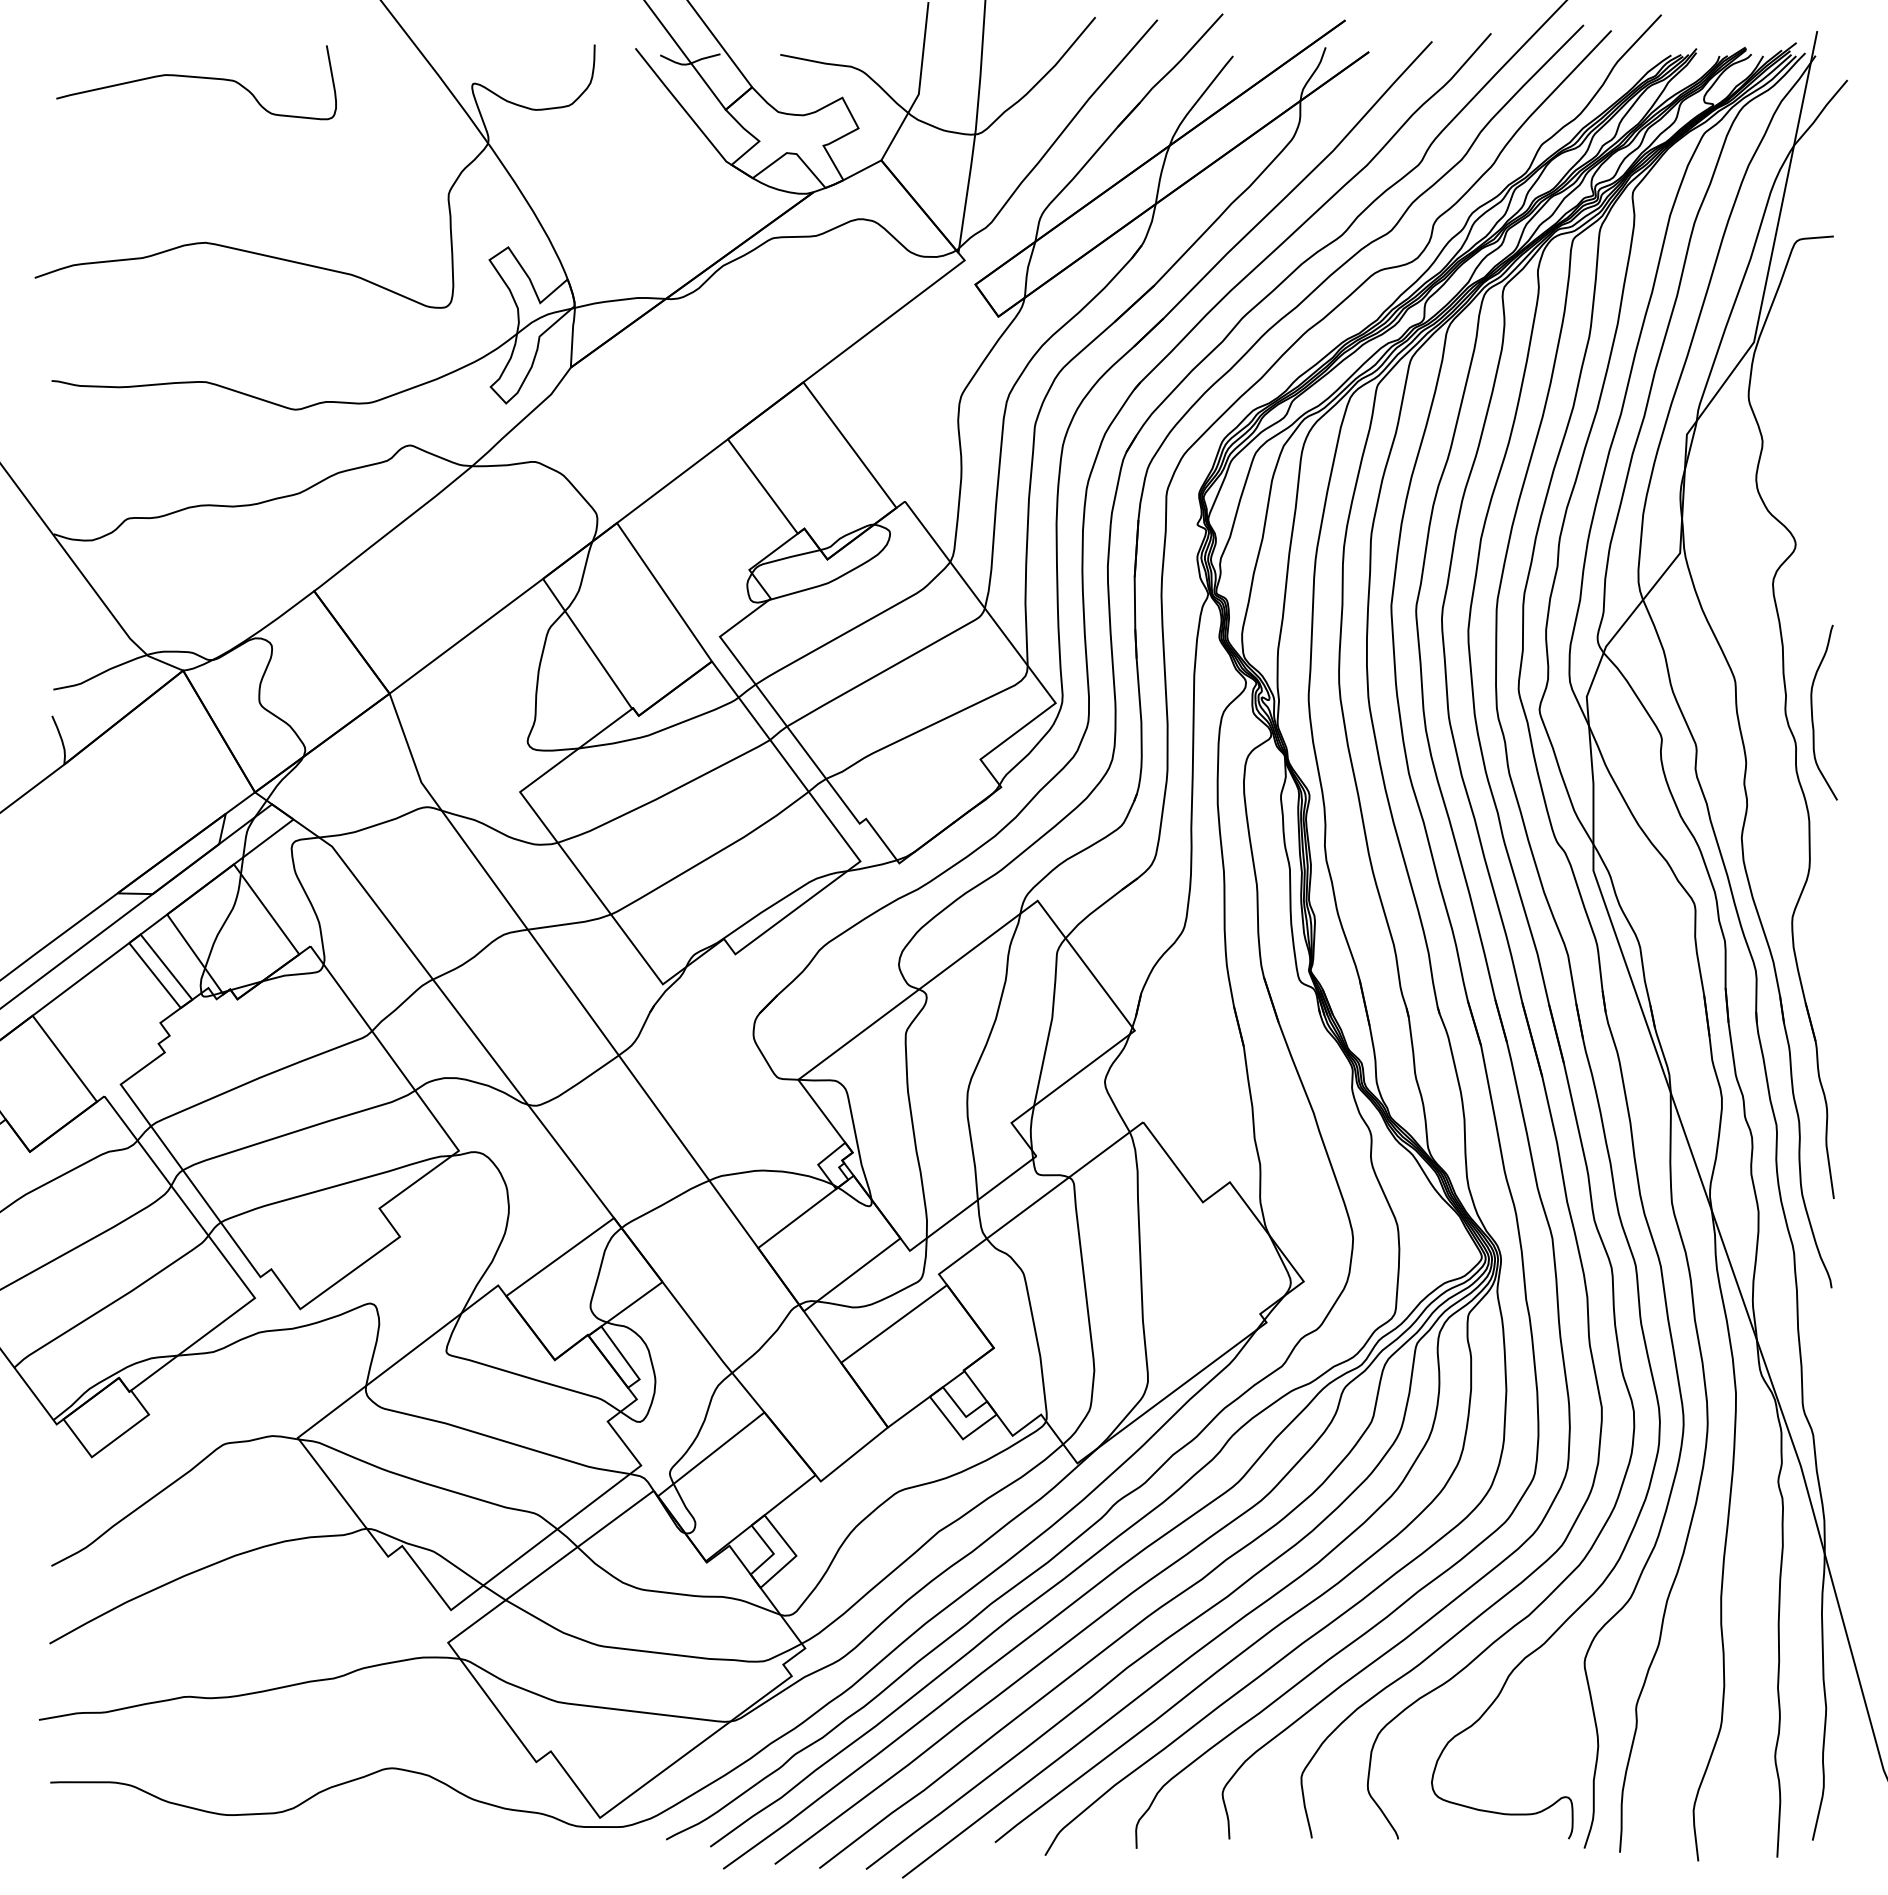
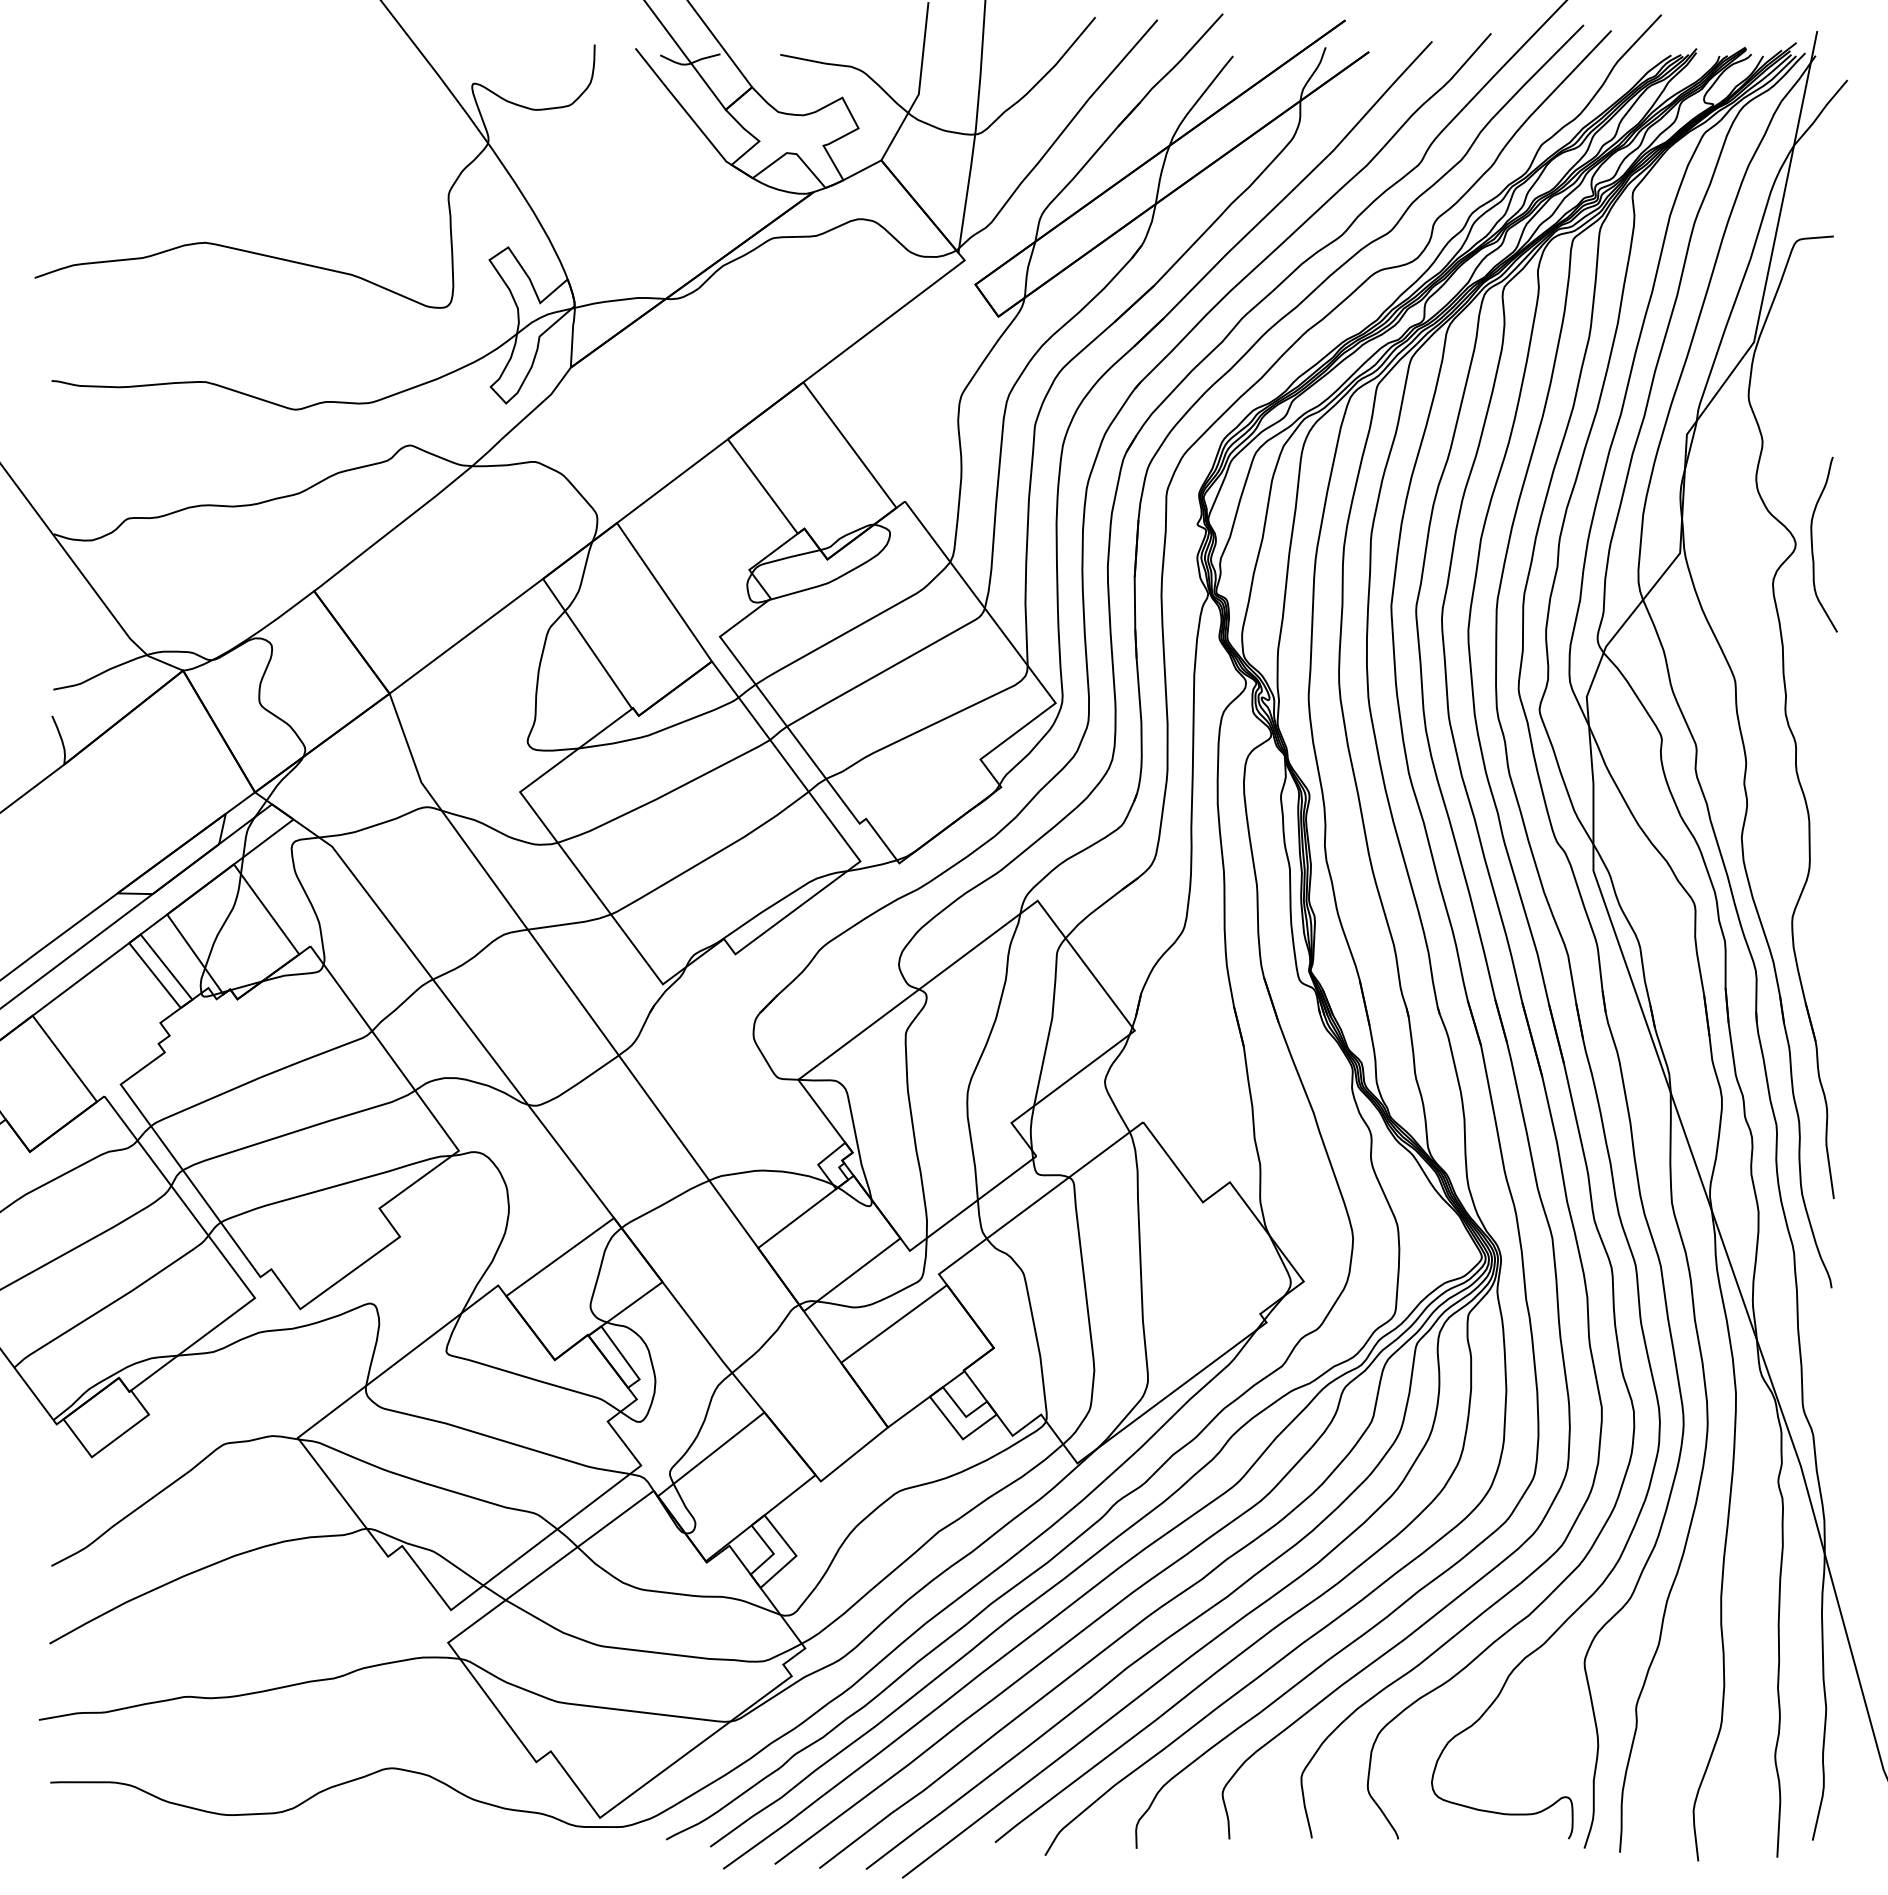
curve: present -> none (196, 78)
curve position: (1812, 712) -> (1812, 544) (1812, 544)
